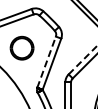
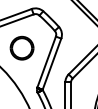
line: dashed -> solid (83, 59)
line: dashed -> solid (46, 61)
